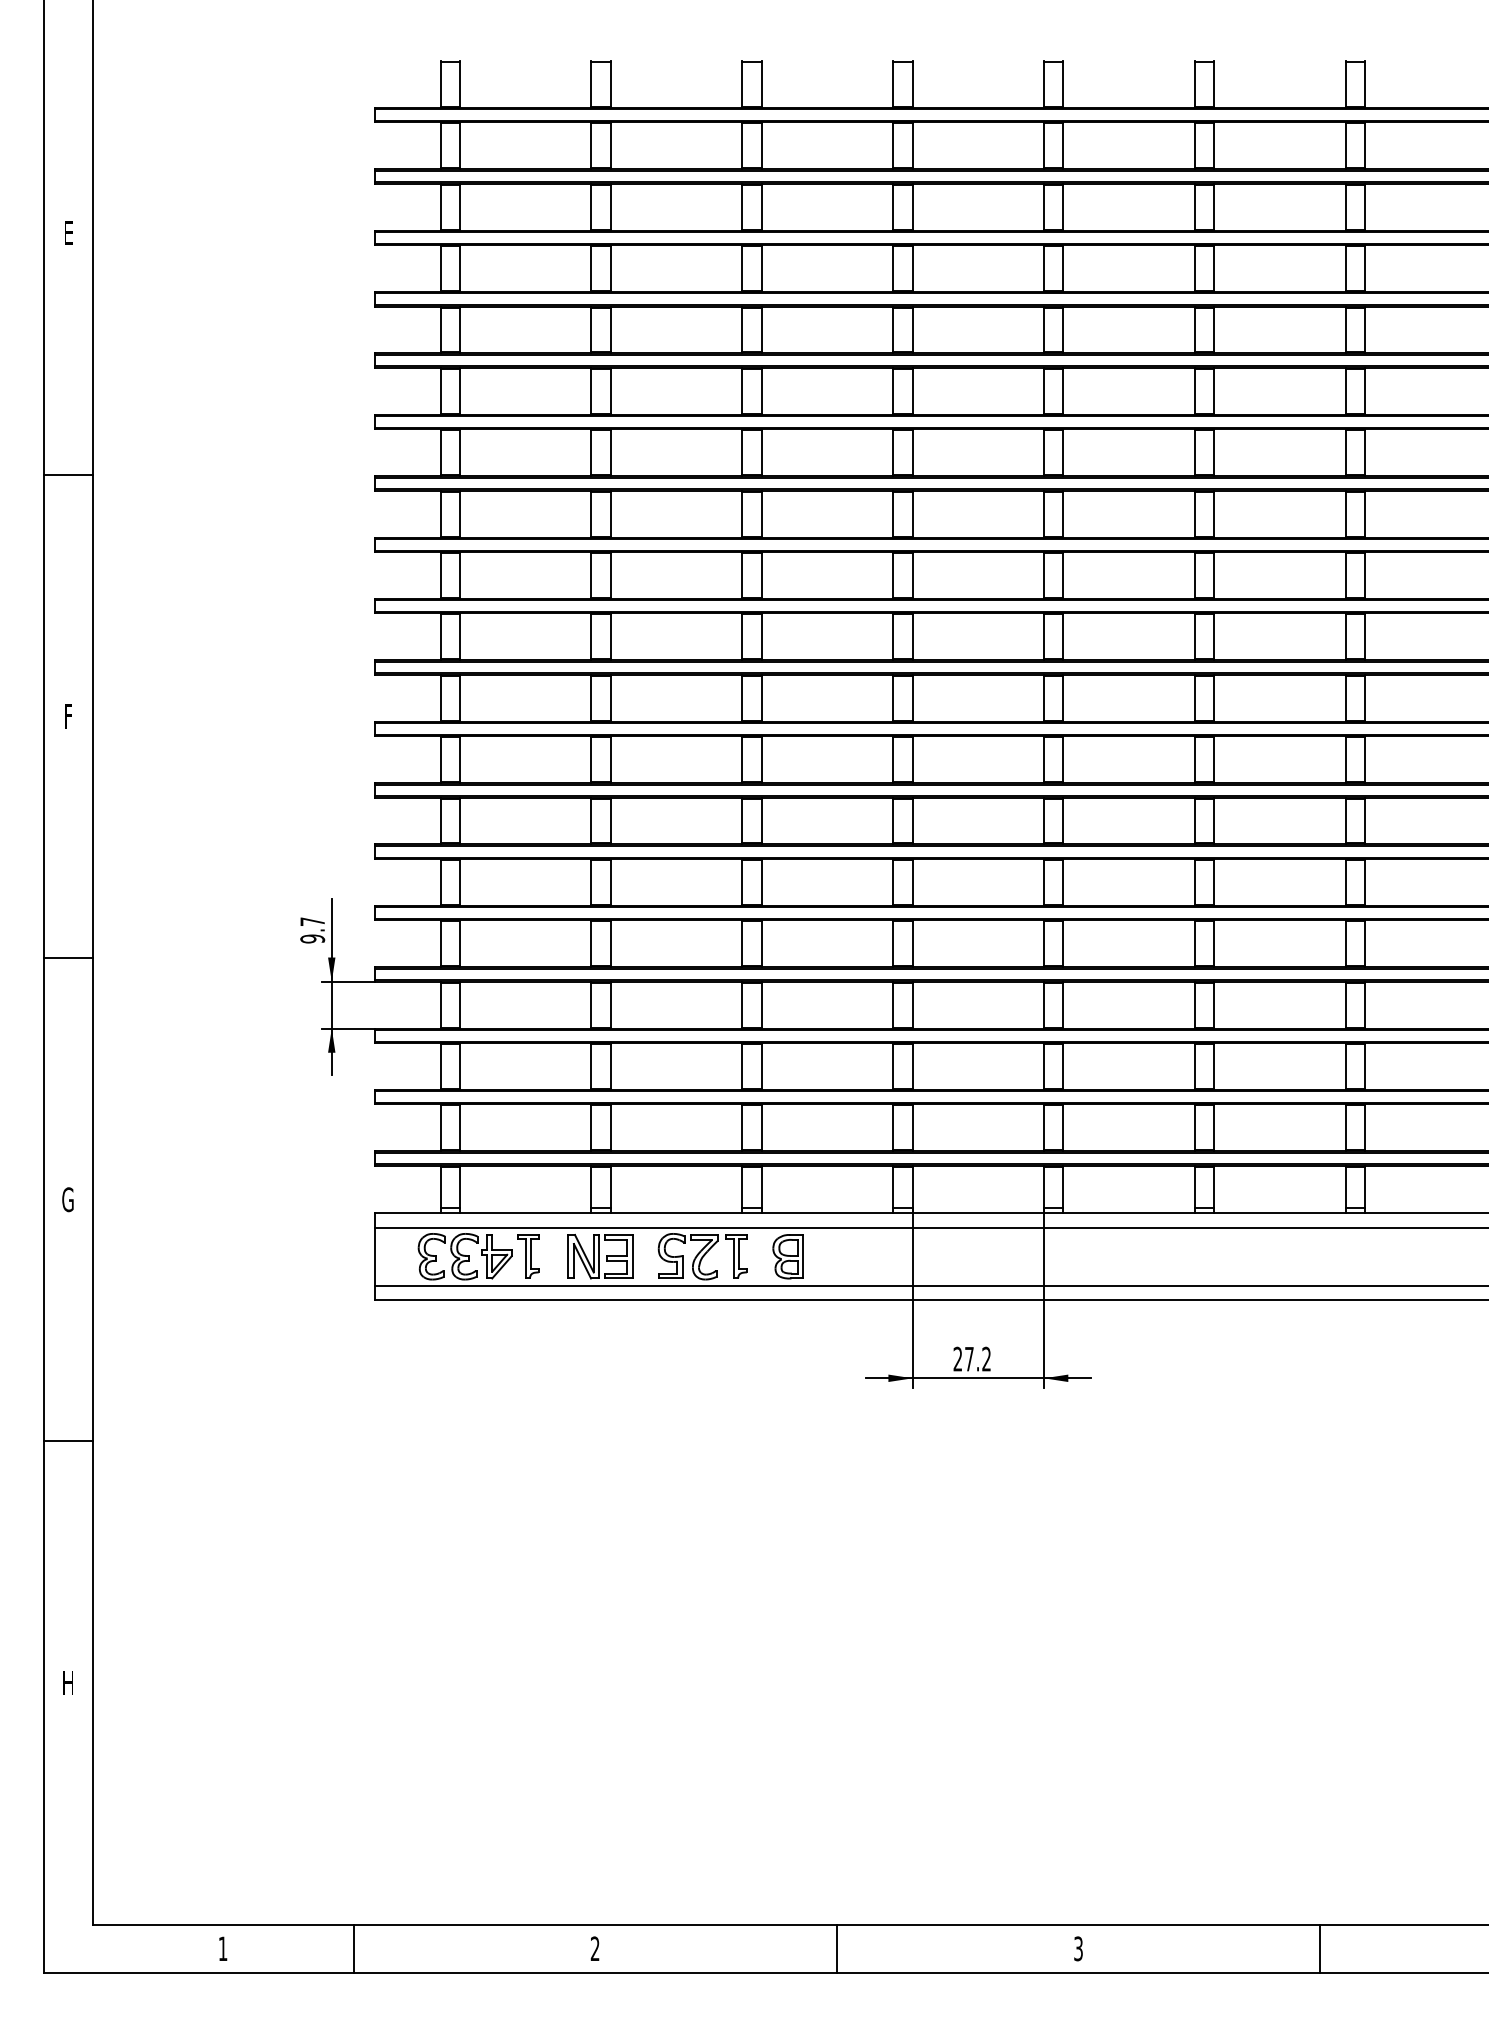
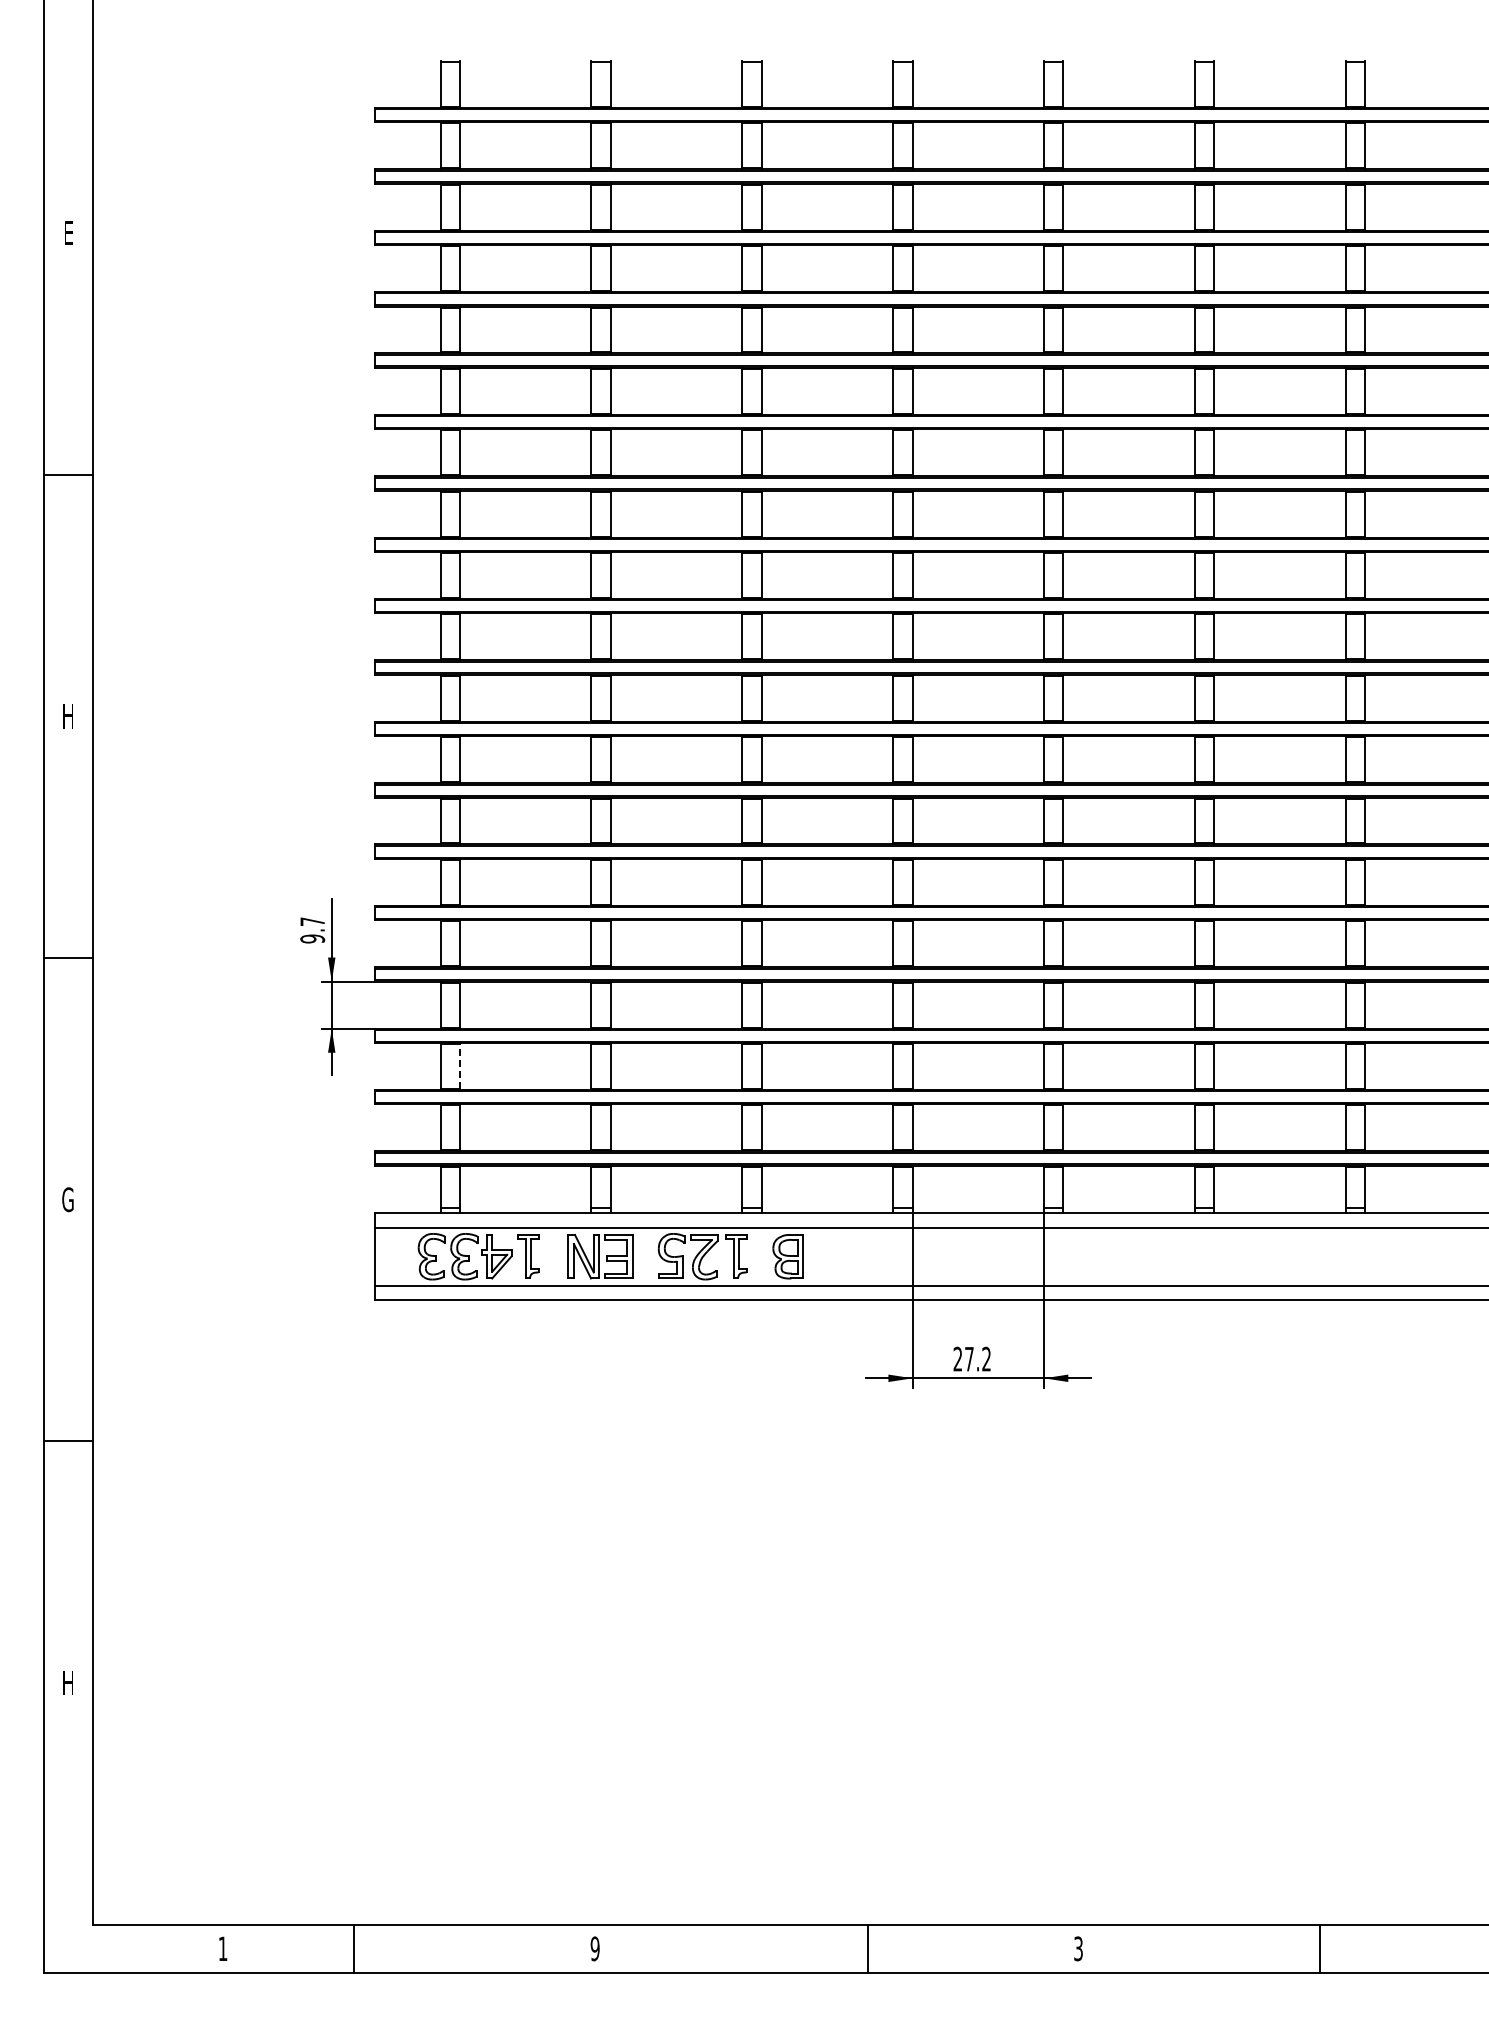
text: F -> H (67, 716)
line: solid -> dashed (459, 1066)
text: 2 -> 9 (594, 1948)
line position: (837, 1948) -> (868, 1948) (868, 1948)
